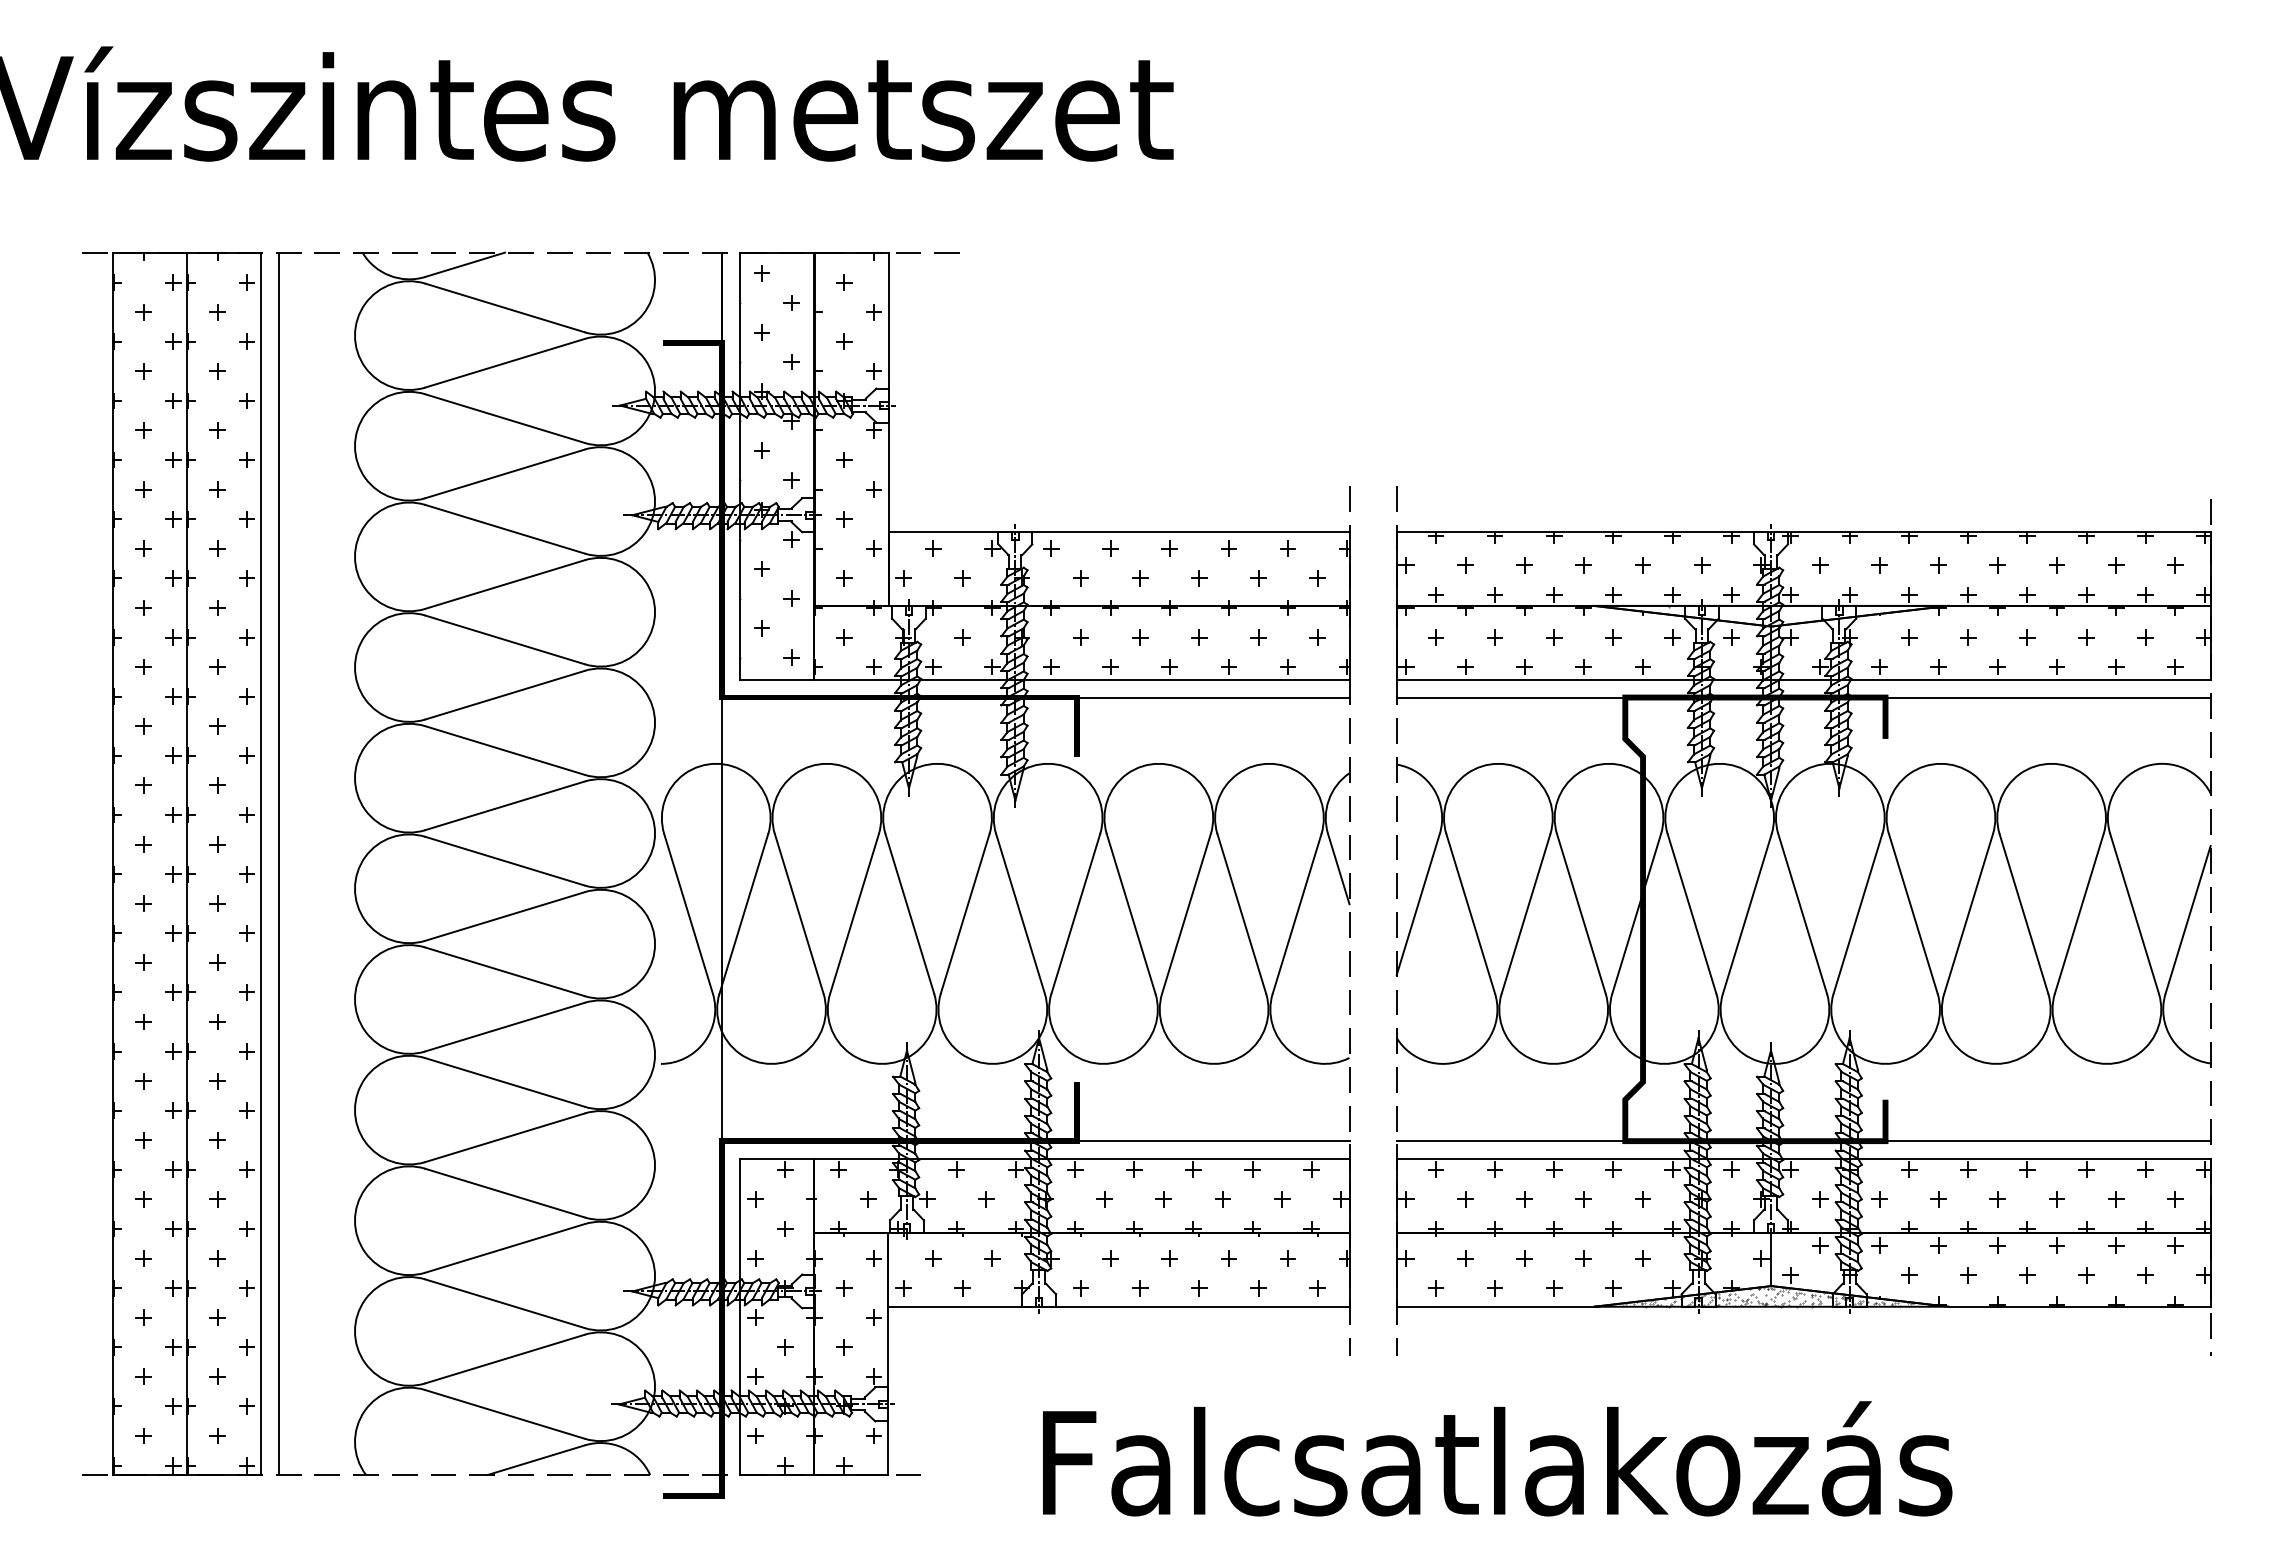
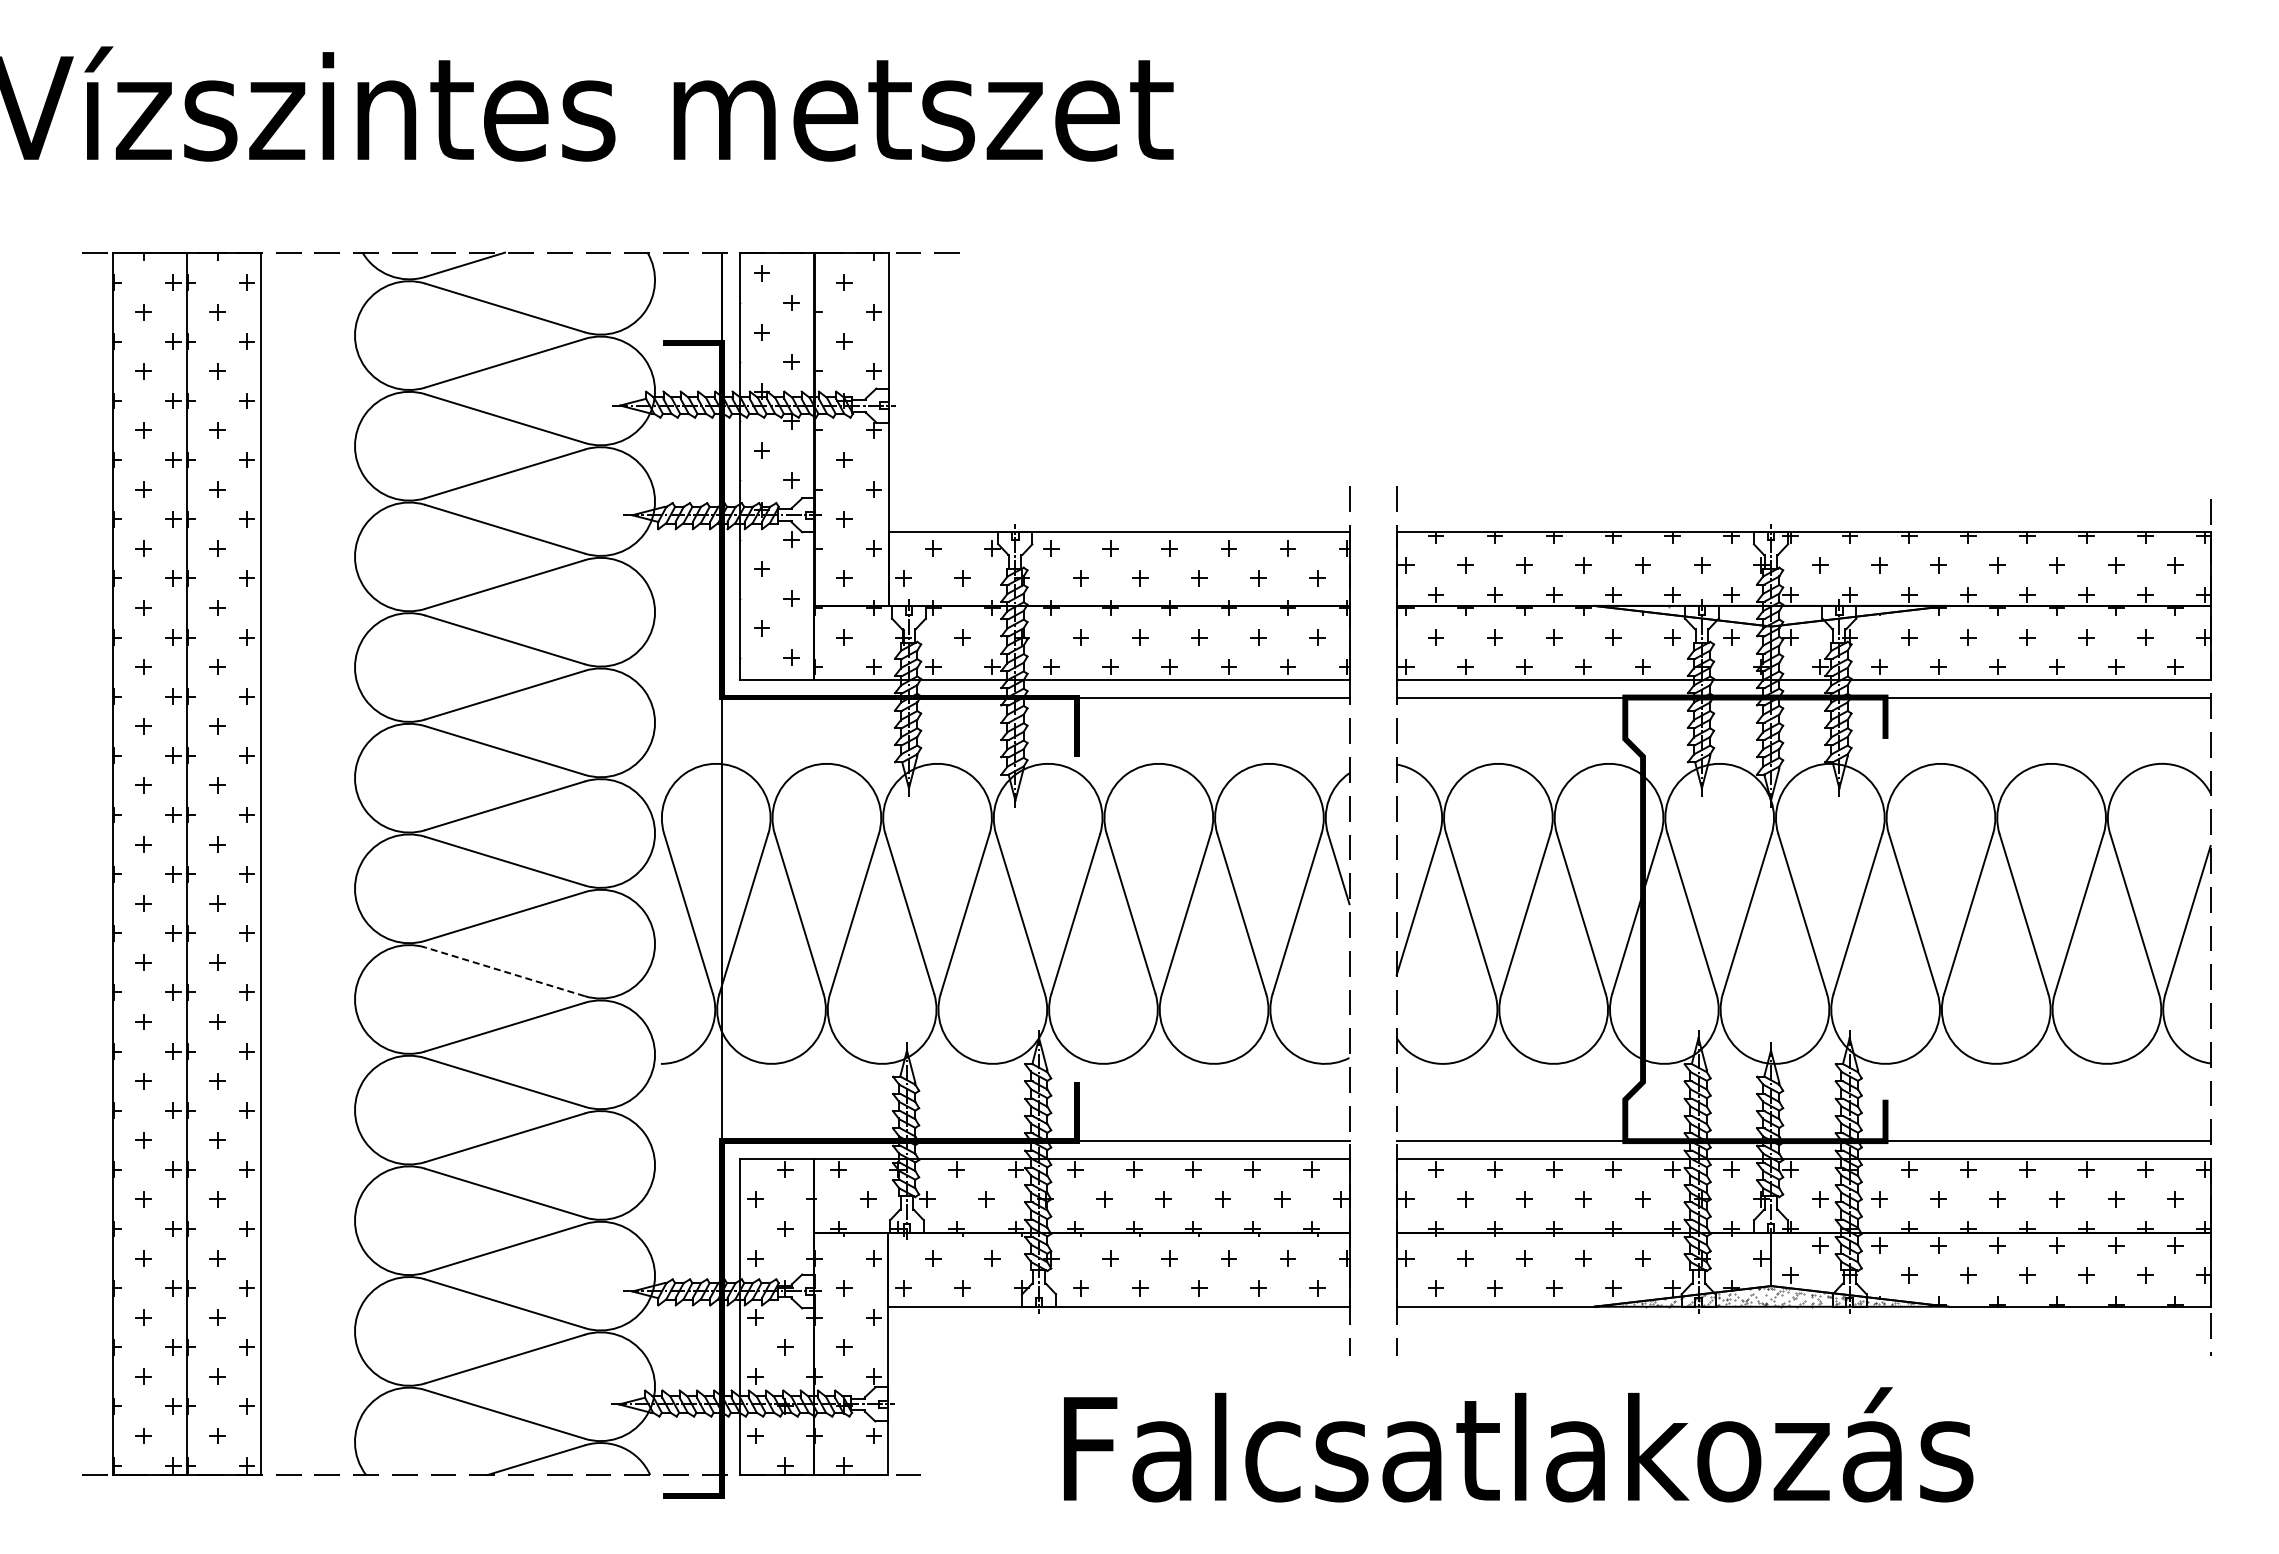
line: present -> none (278, 863)
line: solid -> dashed (504, 971)
text position: (1497, 1458) -> (1518, 1444) (1518, 1444)
